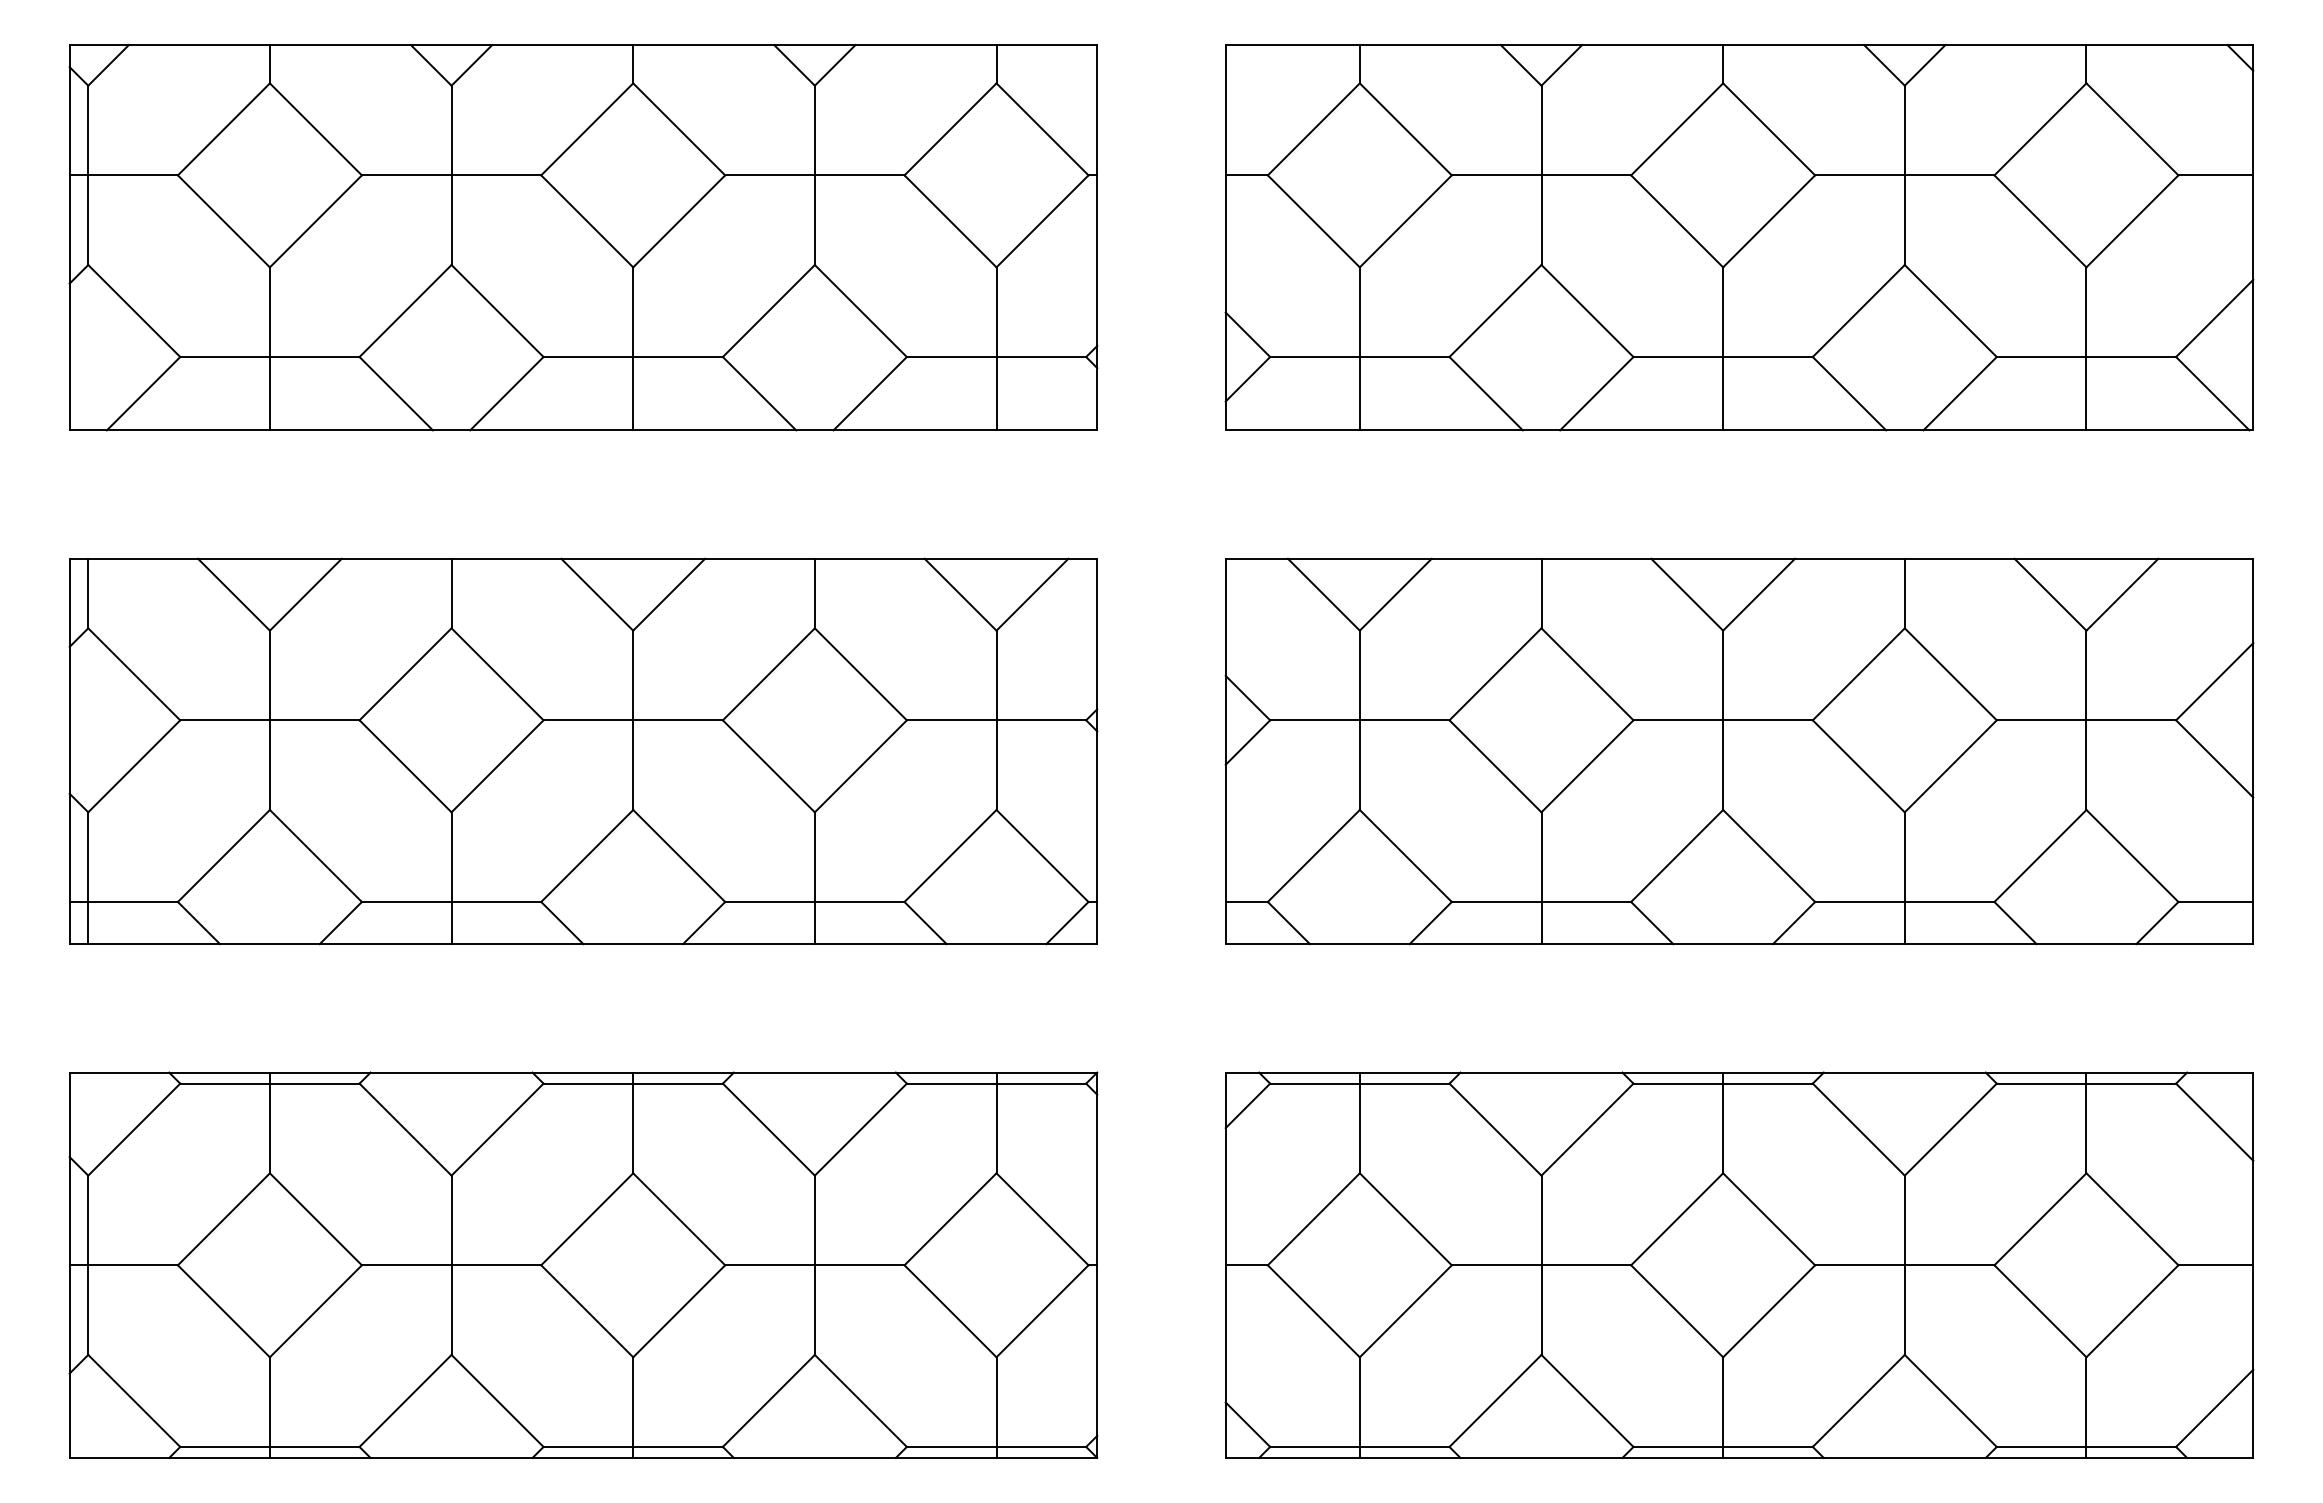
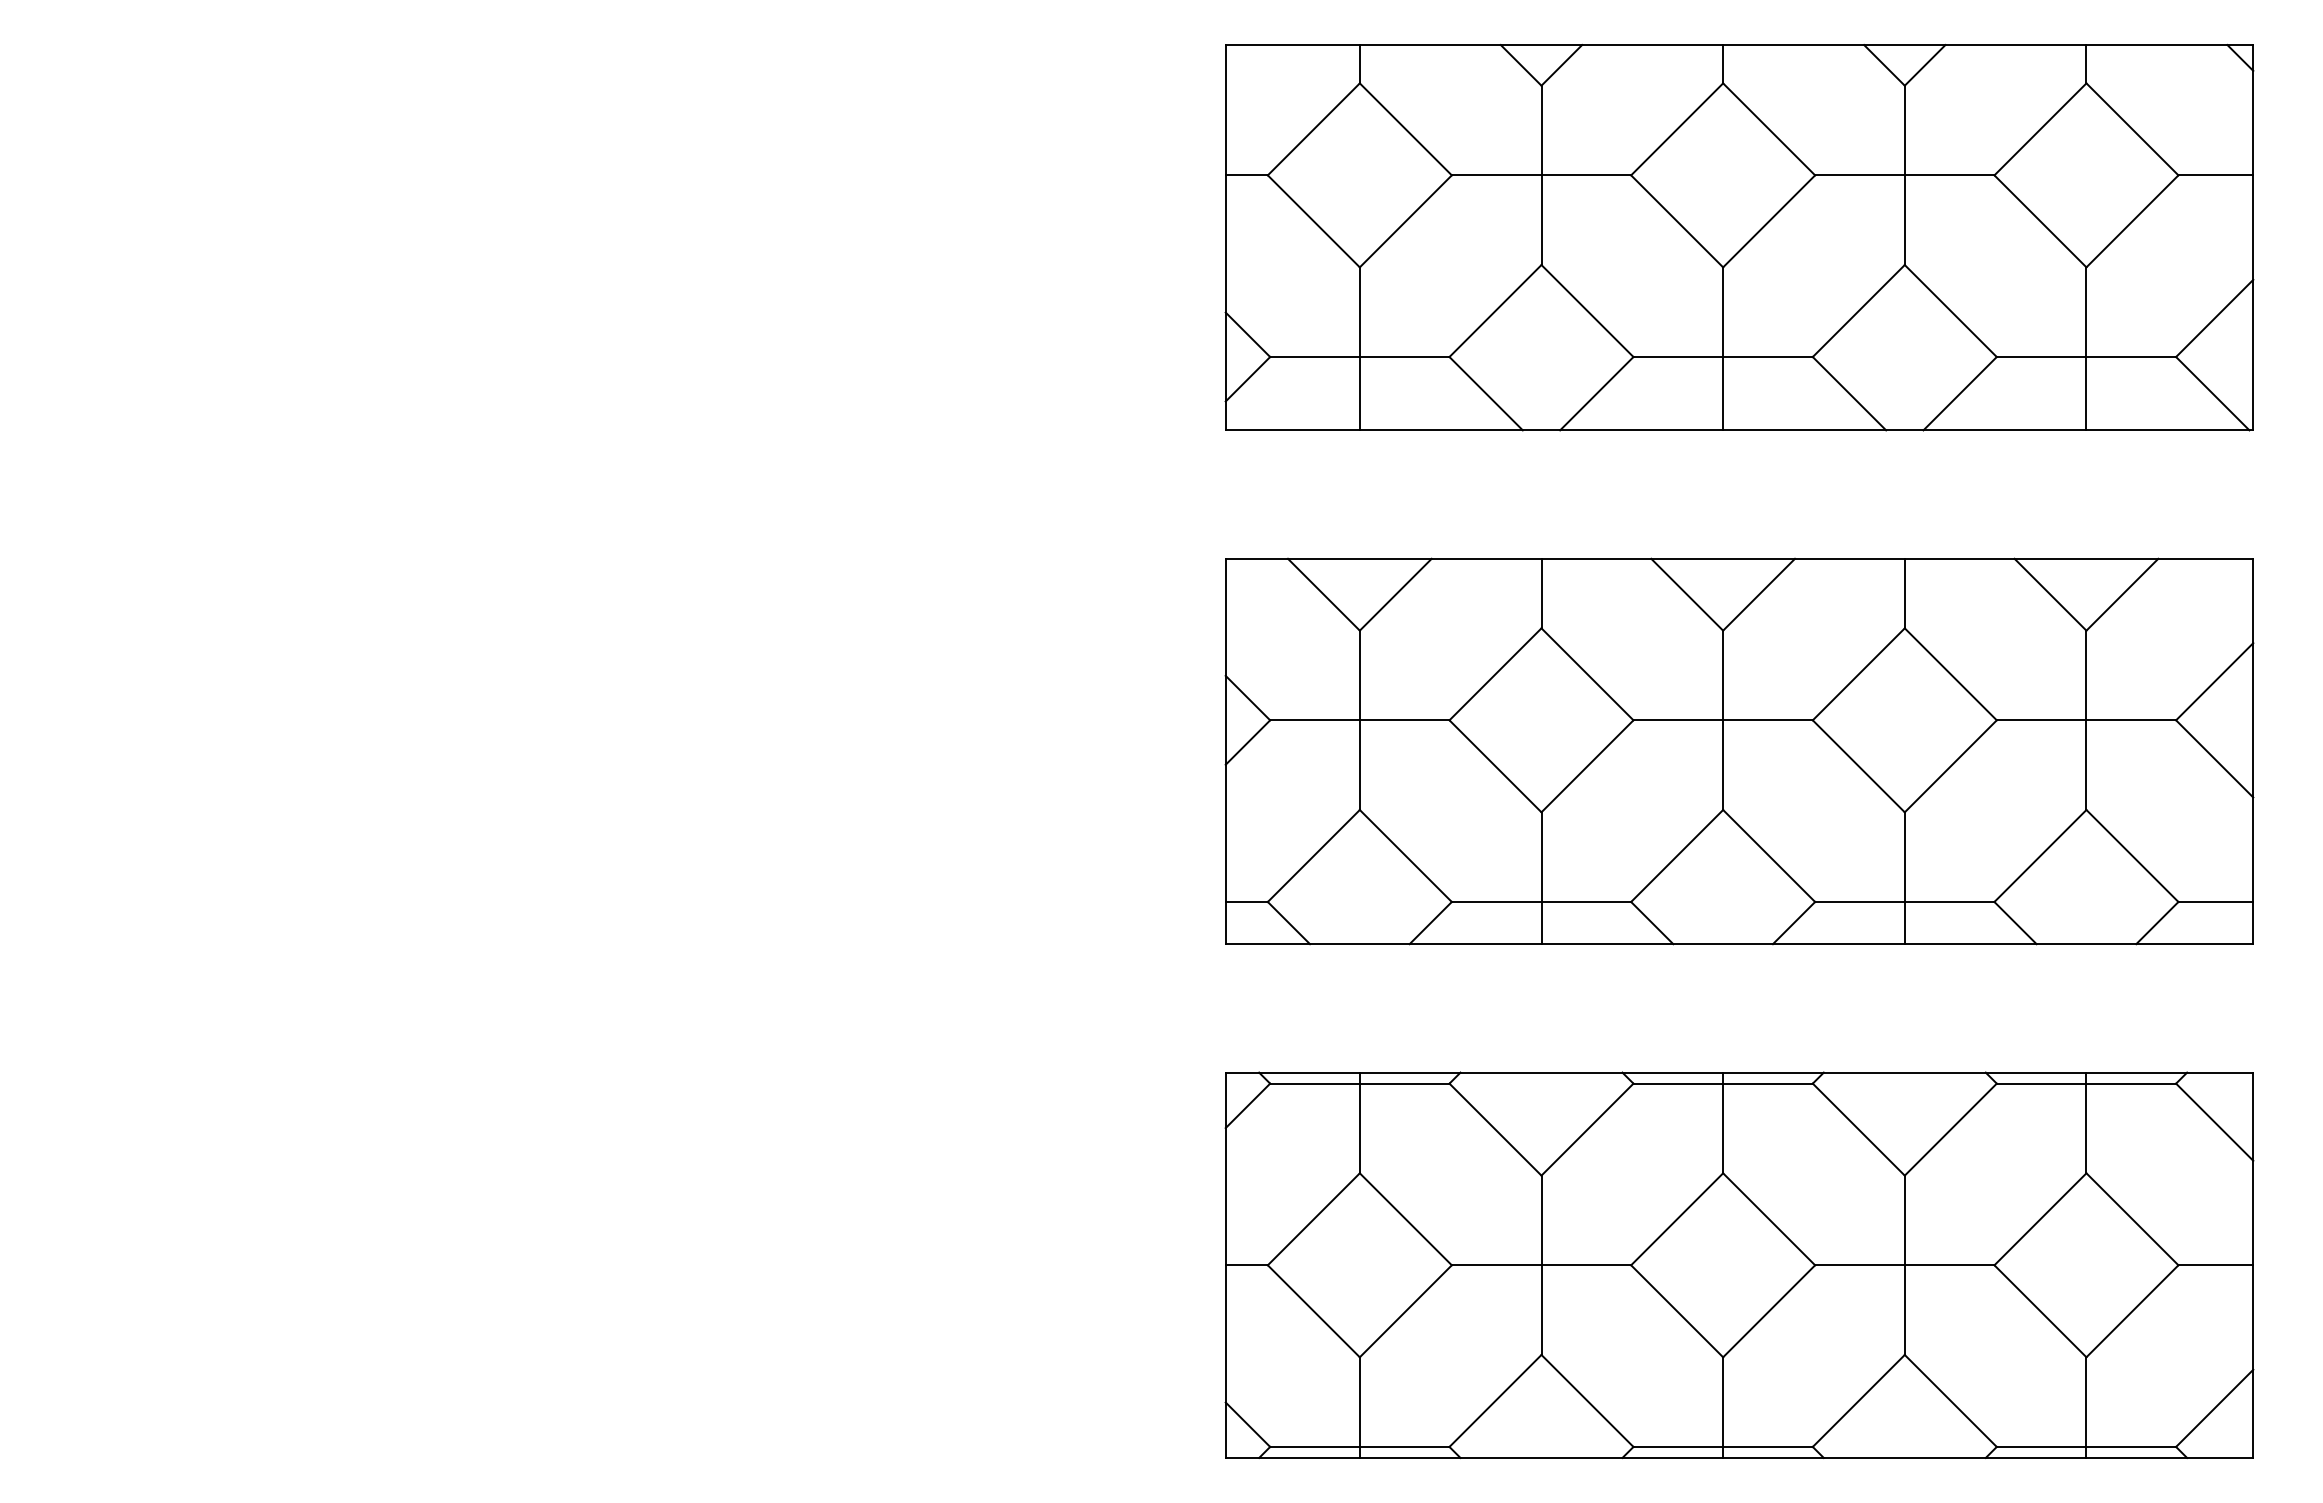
part: present -> none (583, 237)
part: present -> none (583, 751)
part: present -> none (583, 1264)
